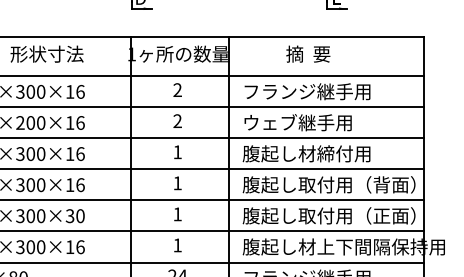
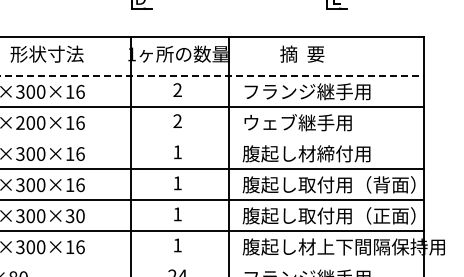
text position: (308, 53) -> (302, 53) (302, 53)
line: solid -> dashed (212, 76)
line: present -> none (212, 138)
line: present -> none (212, 262)
